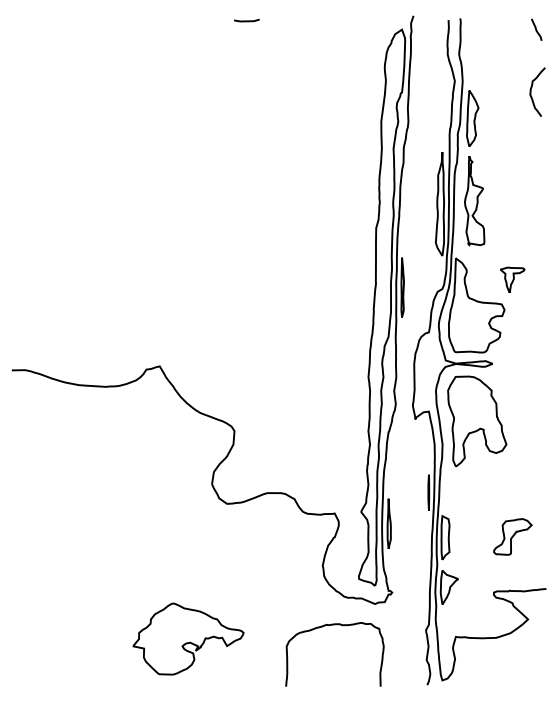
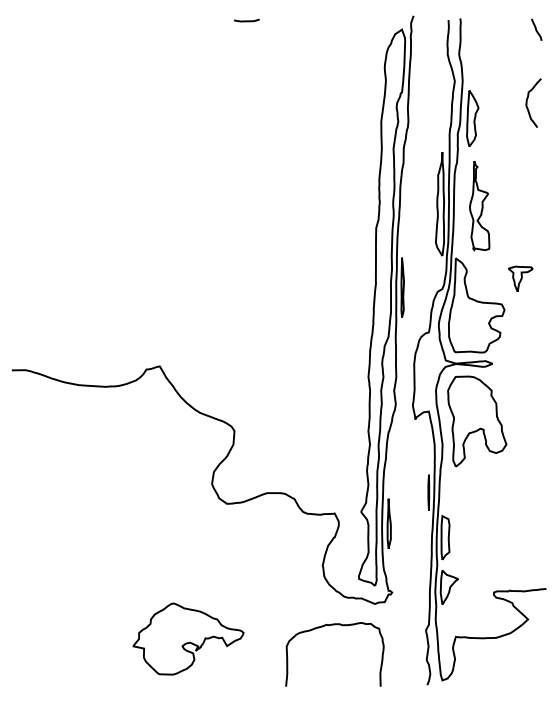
curve position: (531, 91) -> (527, 102) (527, 102)
part position: (474, 201) -> (479, 206) (479, 206)
part position: (512, 279) -> (520, 278) (520, 278)
part: present -> none (512, 536)
